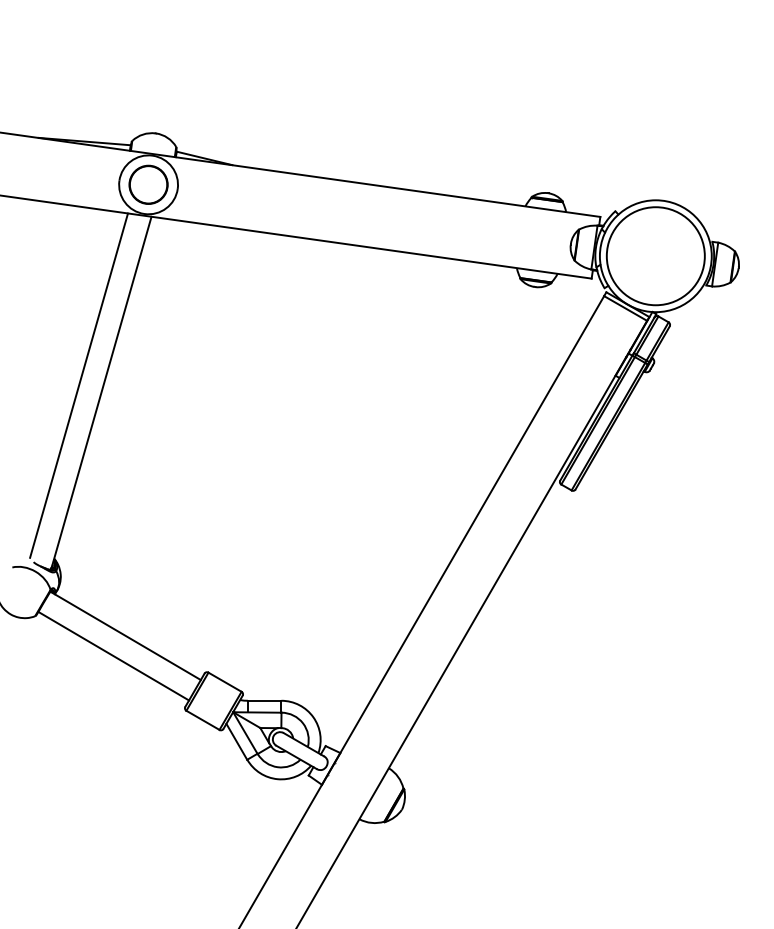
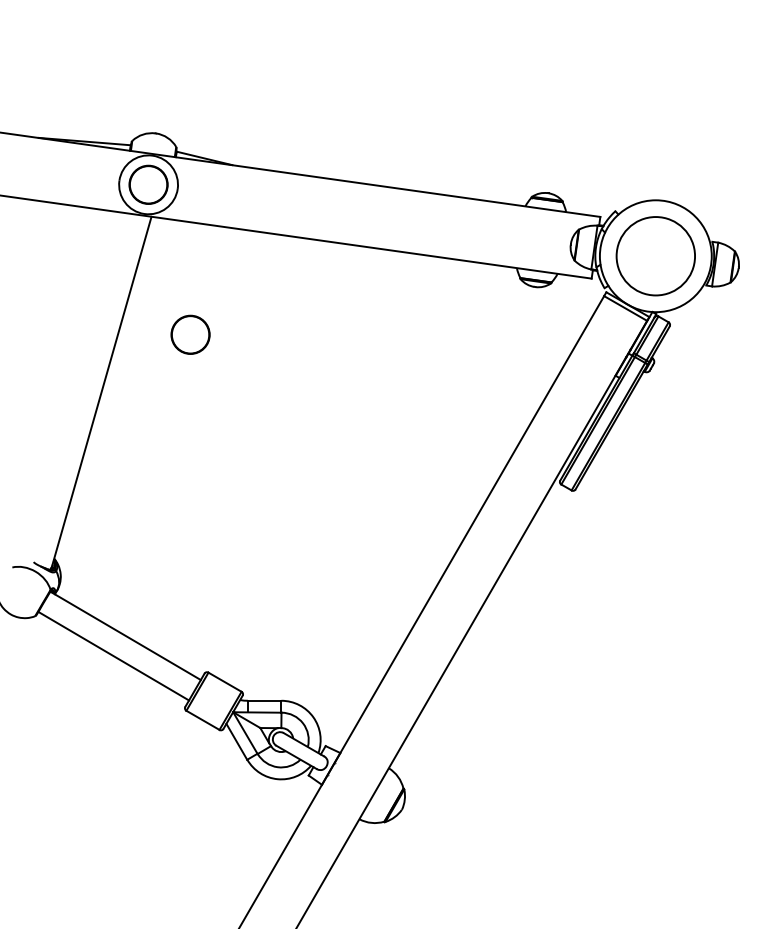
circle diameter: 98 px -> 78 px (655, 256)
circle: none -> present (190, 334)
line: present -> none (78, 385)
